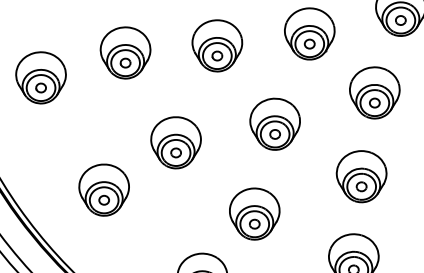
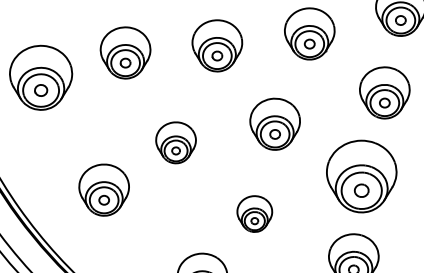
part size: 52x54 px -> 65x67 px (41, 77)
part position: (374, 92) -> (384, 92) (384, 92)
part size: 52x54 px -> 42x44 px (175, 142)
part size: 53x54 px -> 72x75 px (361, 176)
part size: 52x54 px -> 38x38 px (254, 213)
